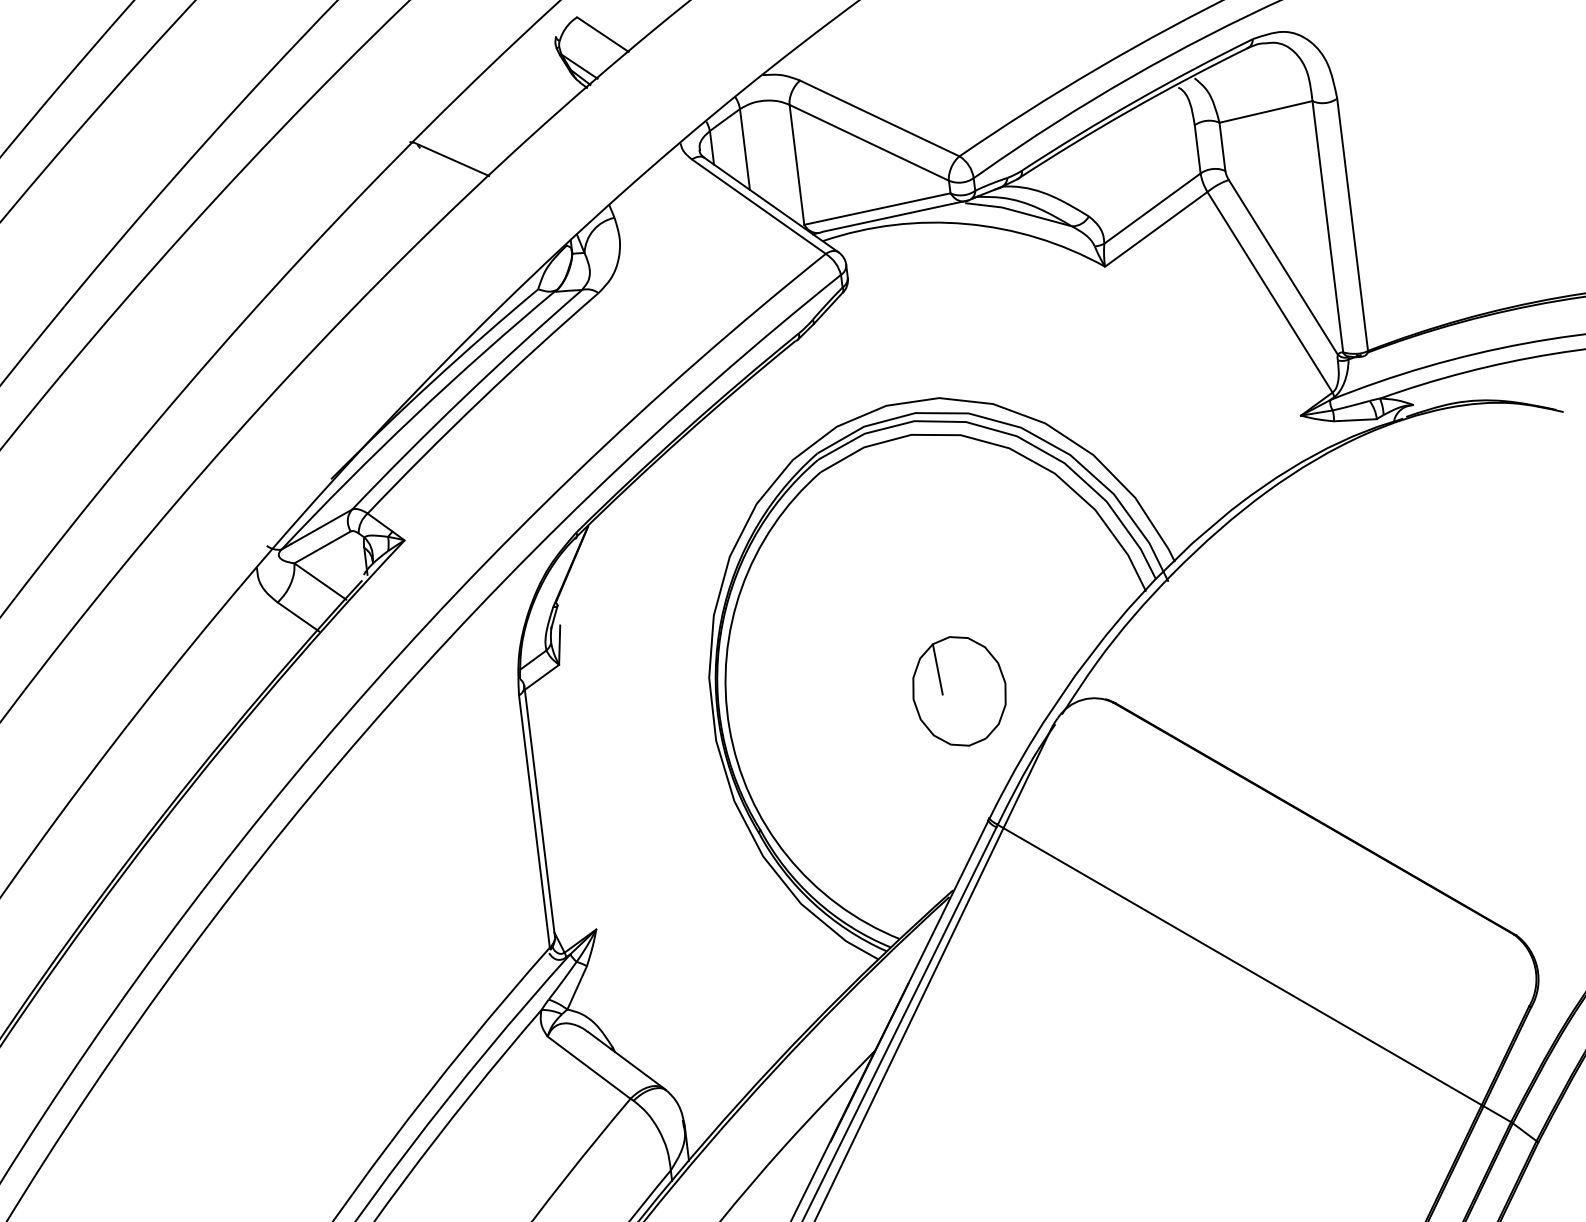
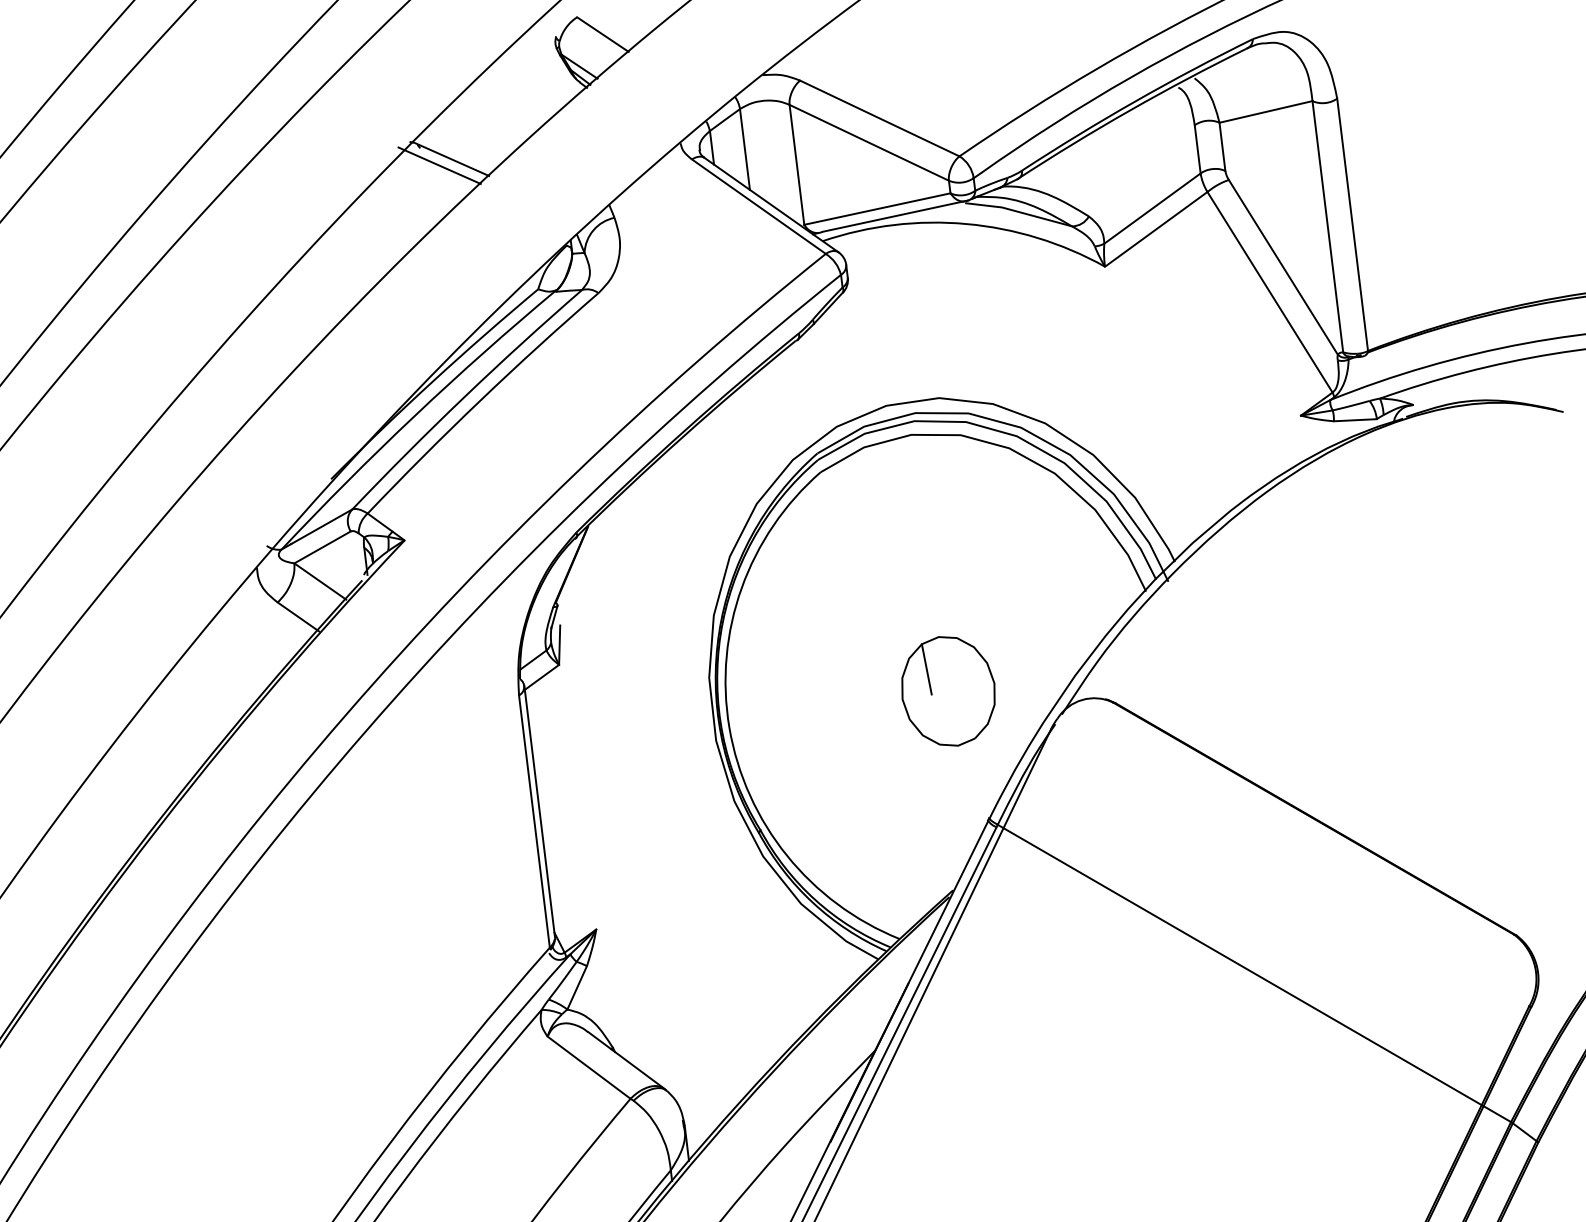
line: none -> present (439, 165)
part position: (959, 691) -> (948, 691) (948, 691)
